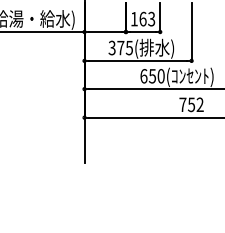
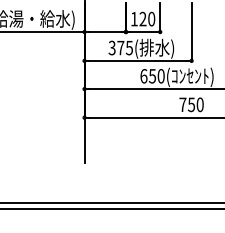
text: 163 -> 120 (147, 18)
text: 752 -> 750 (199, 104)
line: none -> present (111, 203)
line: none -> present (111, 208)
